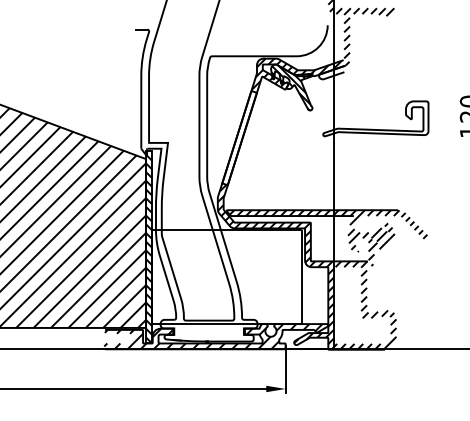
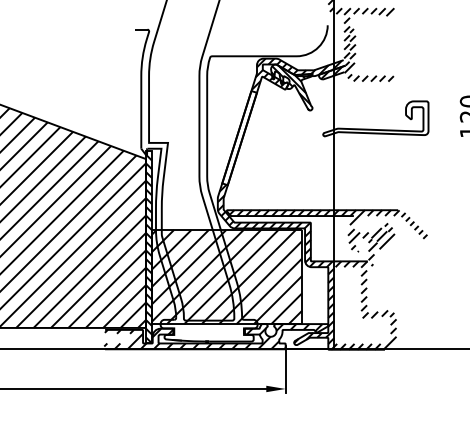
hatch: none -> present (357, 54)
hatch: none -> present (226, 276)
